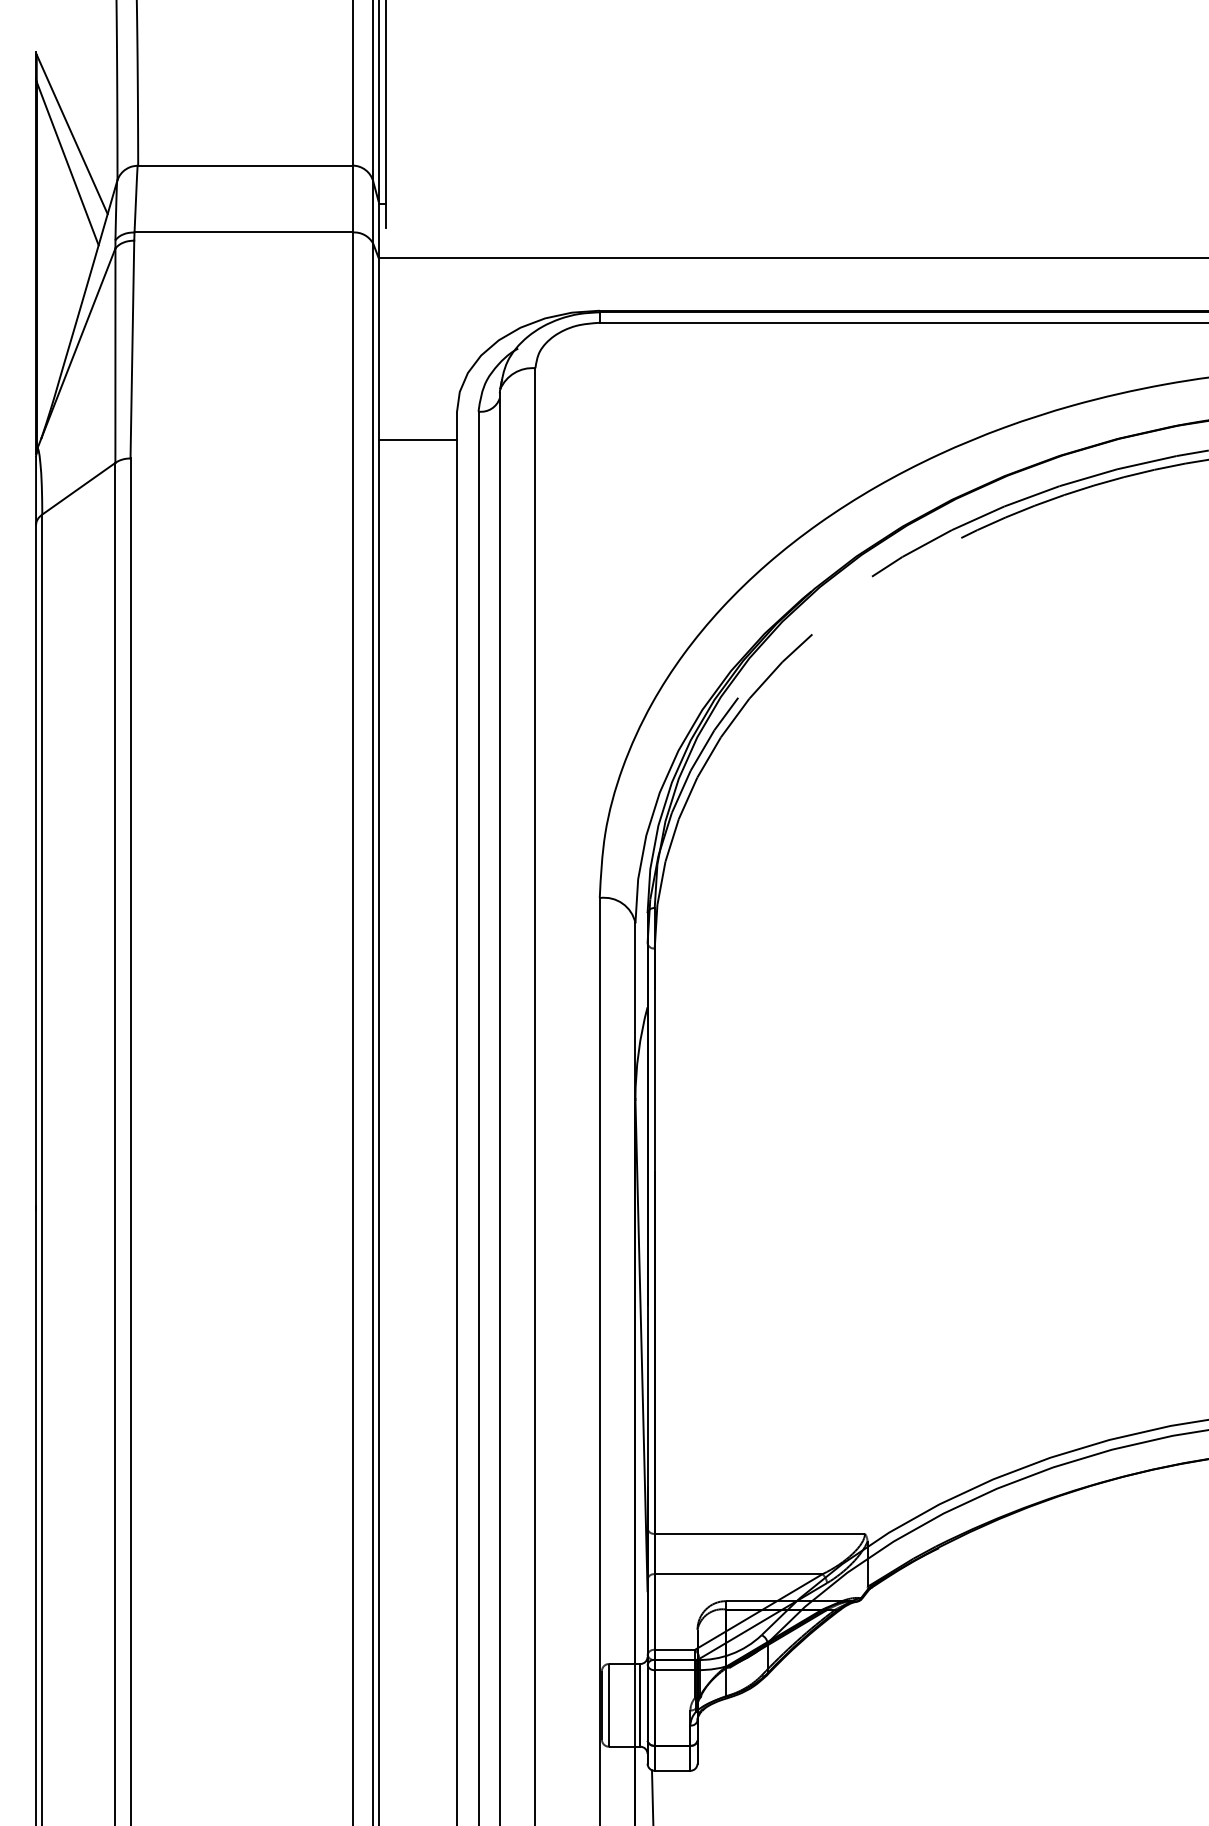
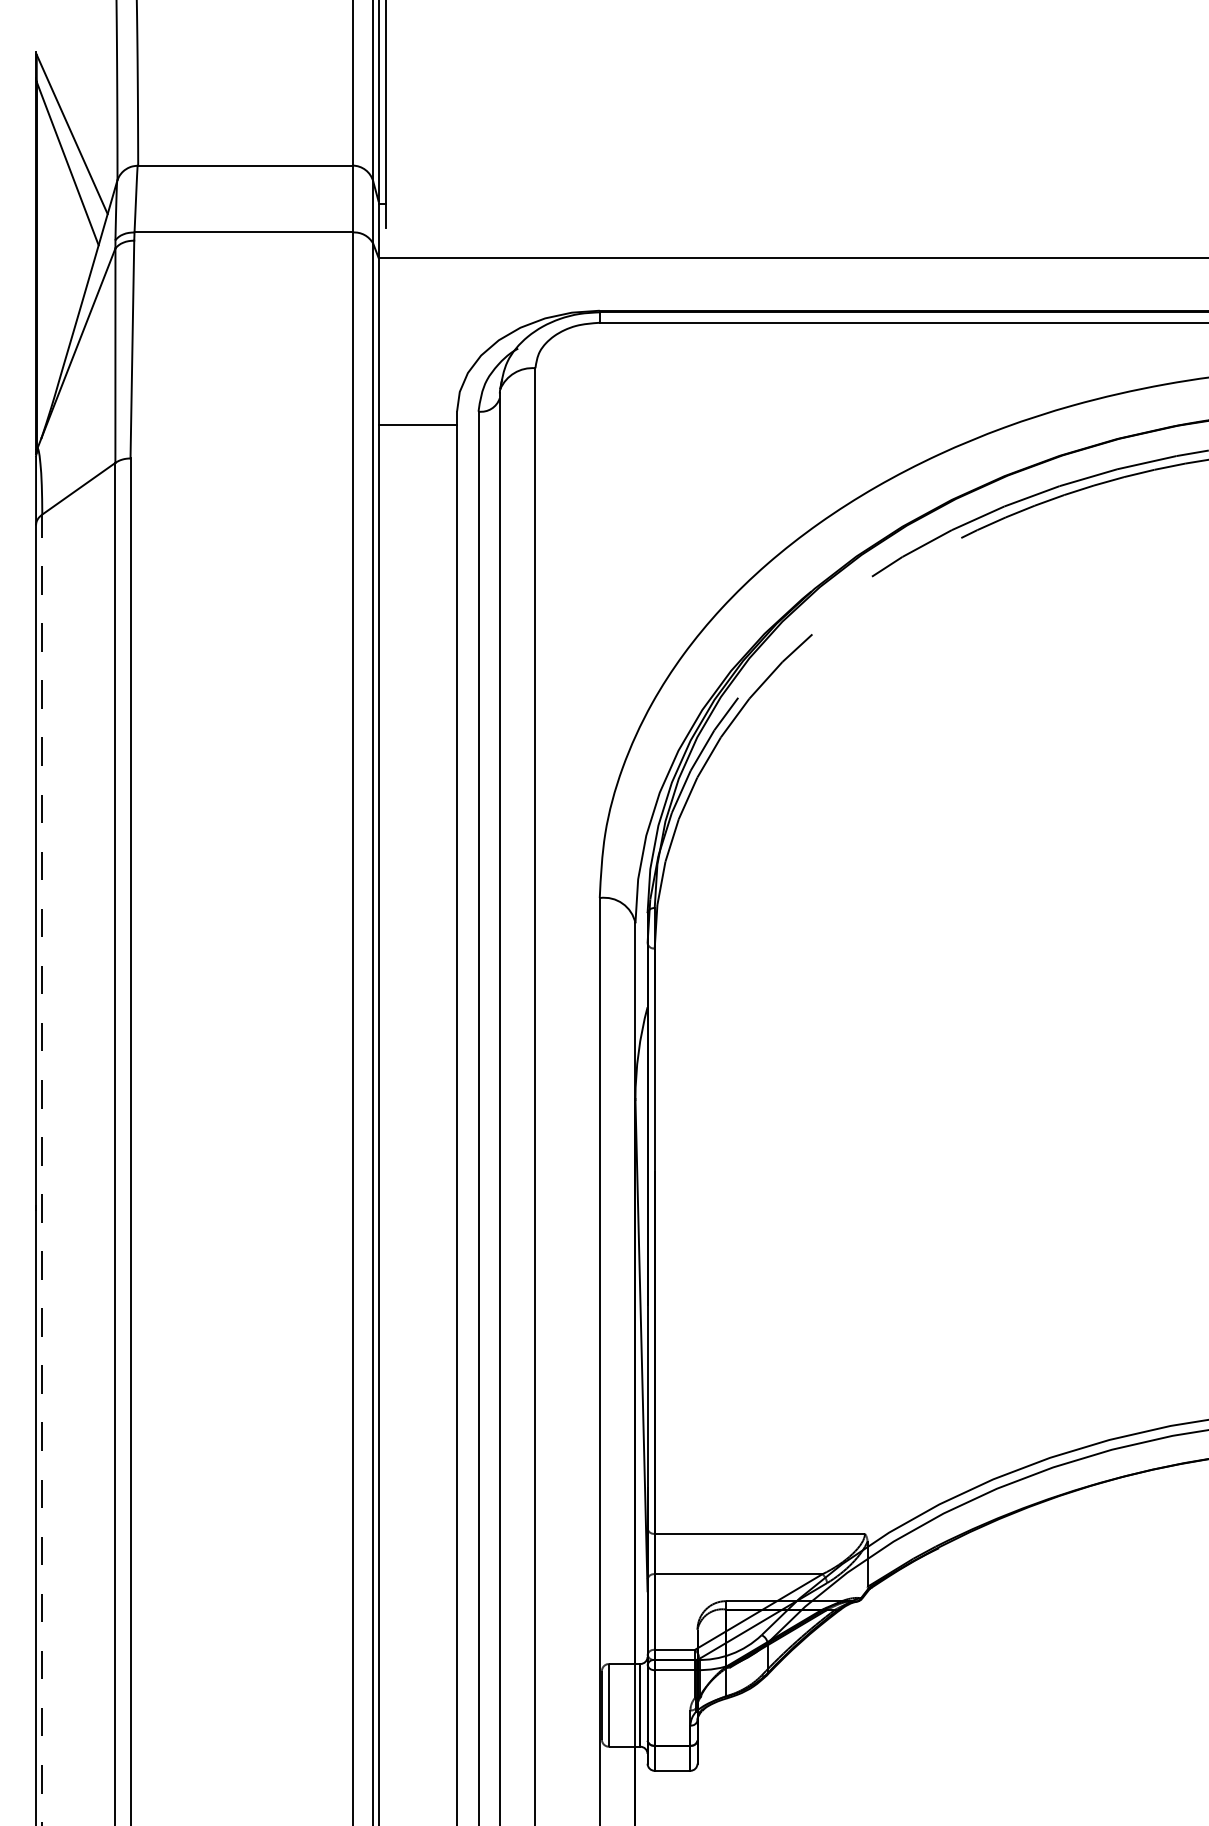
line position: (417, 439) -> (417, 424) (417, 424)
line: solid -> dashed (42, 1169)
line: present -> none (652, 1796)
